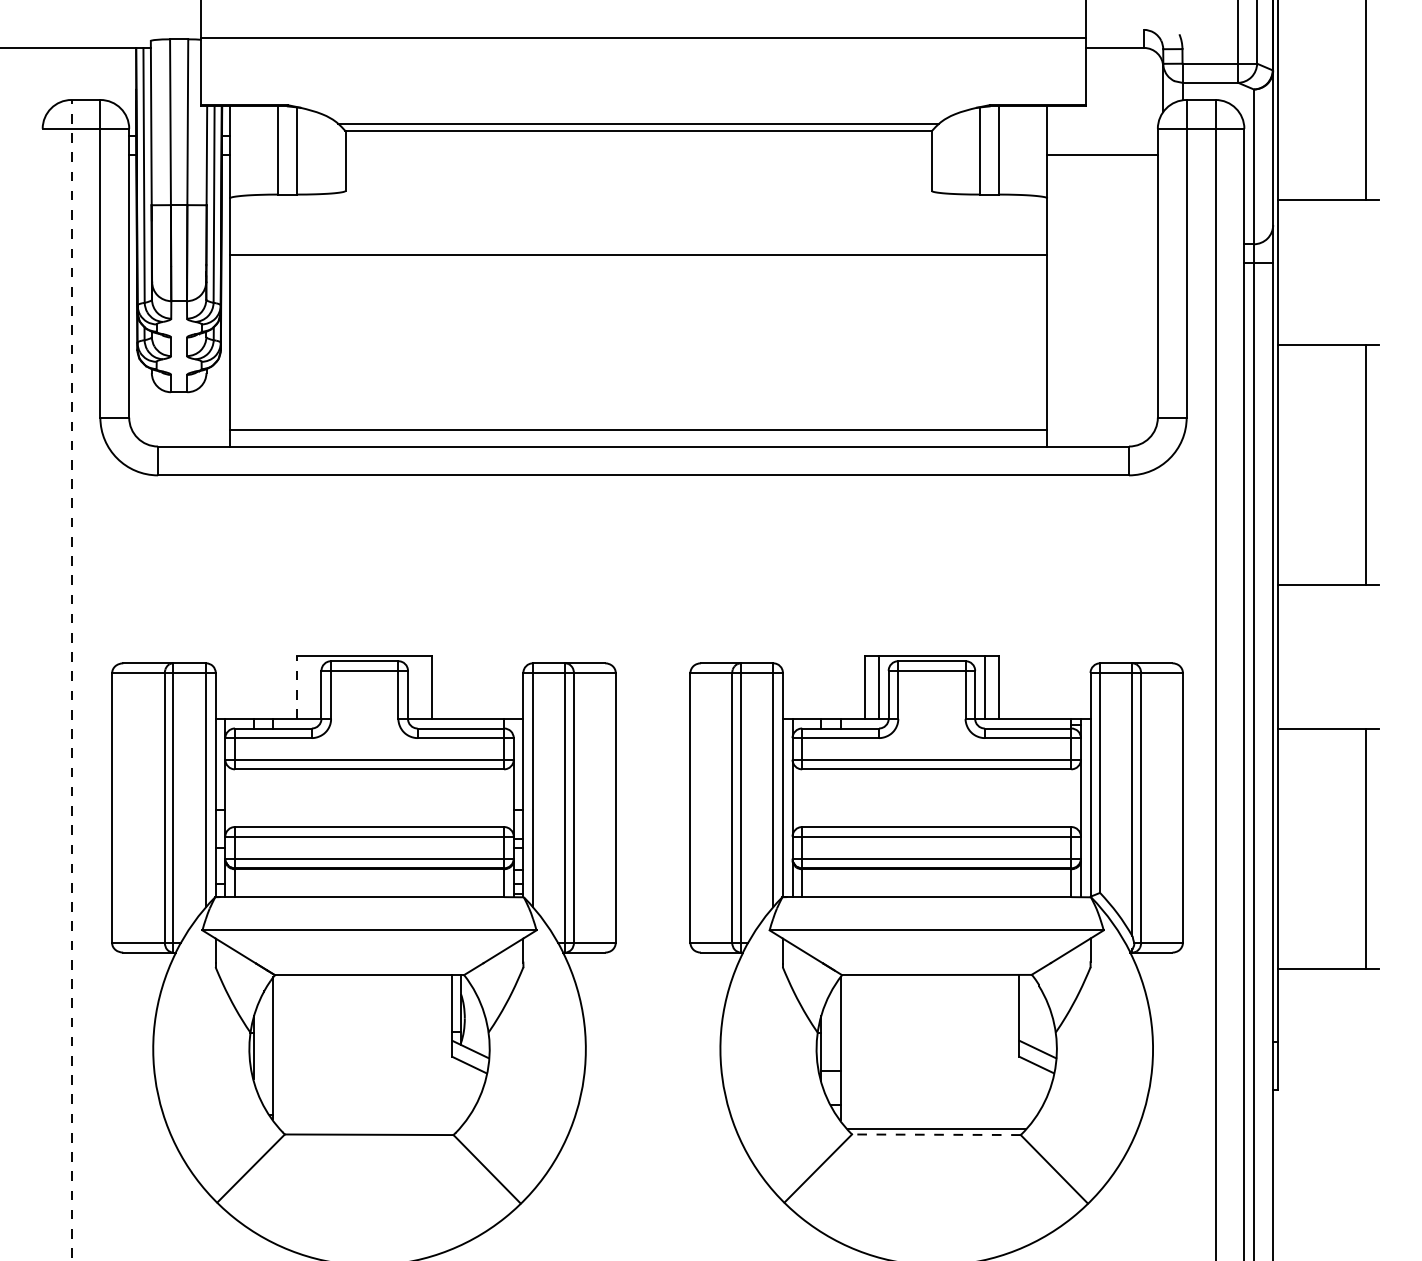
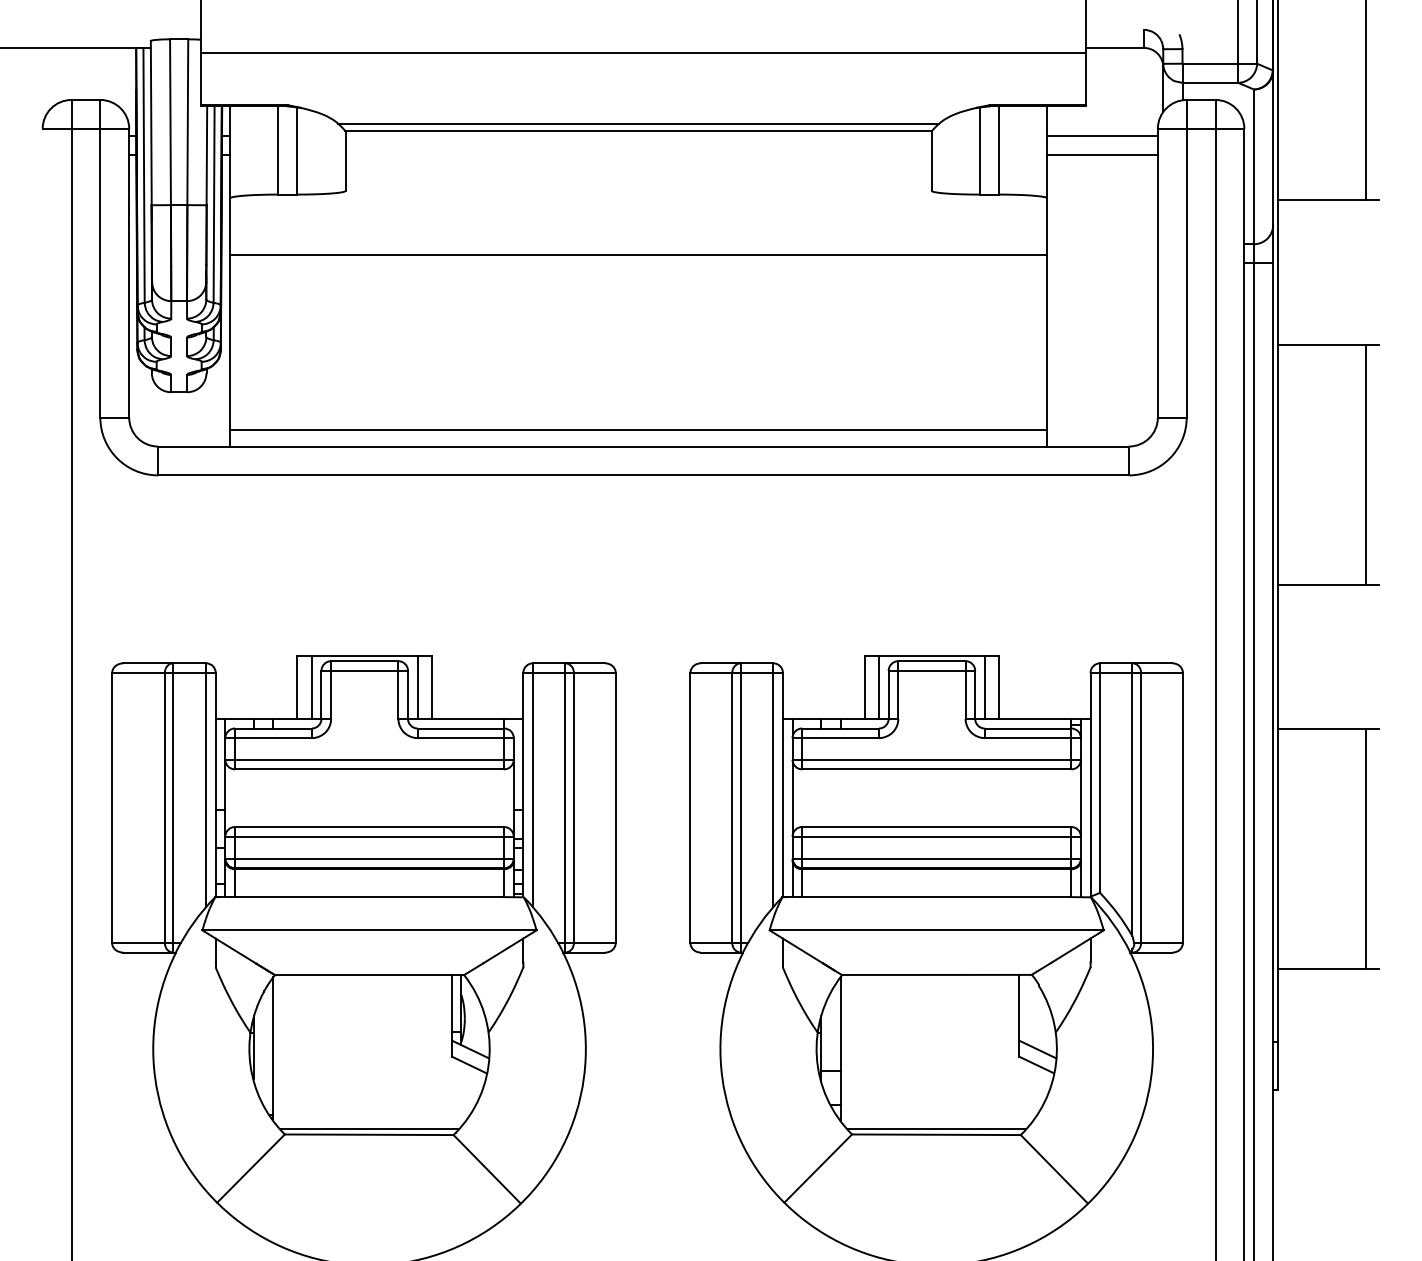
line position: (643, 38) -> (643, 53) (643, 53)
line: none -> present (1102, 135)
line: dashed -> solid (71, 680)
line: dashed -> solid (297, 687)
line: none -> present (311, 687)
line: none -> present (417, 687)
line: none -> present (369, 1129)
line: dashed -> solid (935, 1134)
